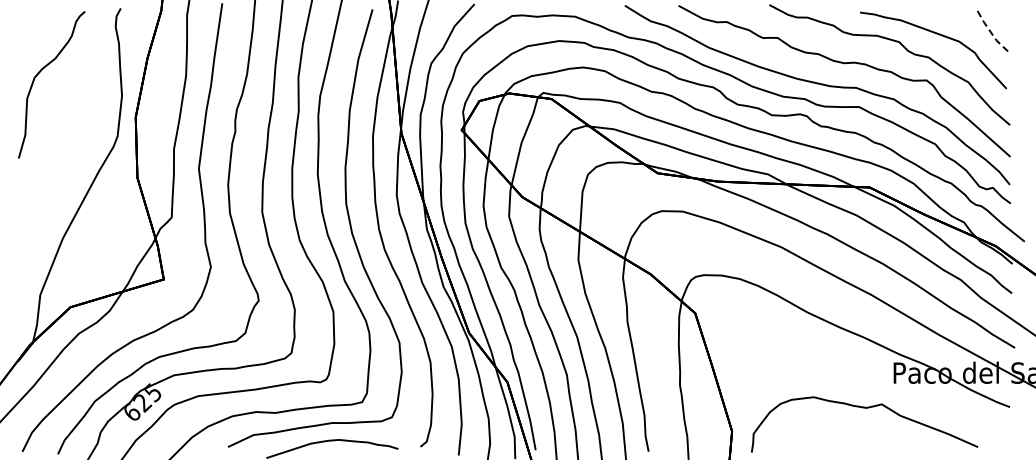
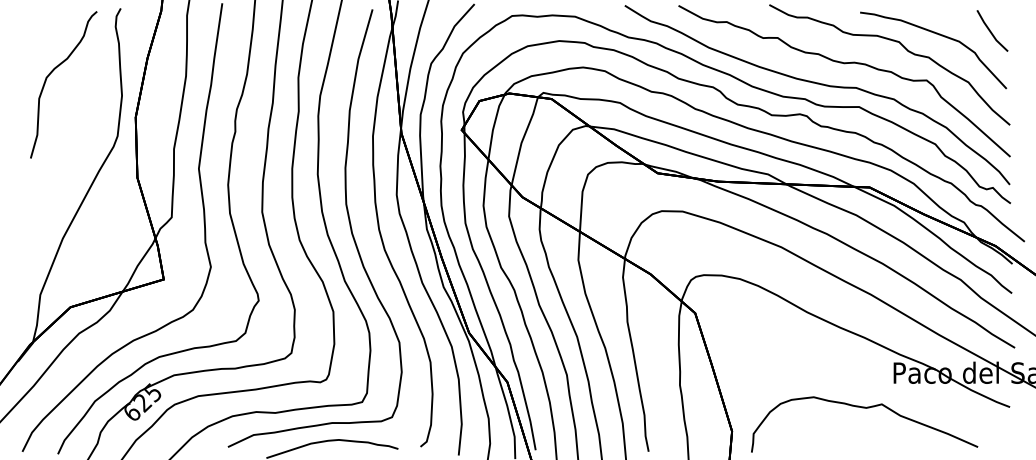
line: dashed -> solid (990, 32)
curve position: (40, 72) -> (52, 72) (52, 72)
